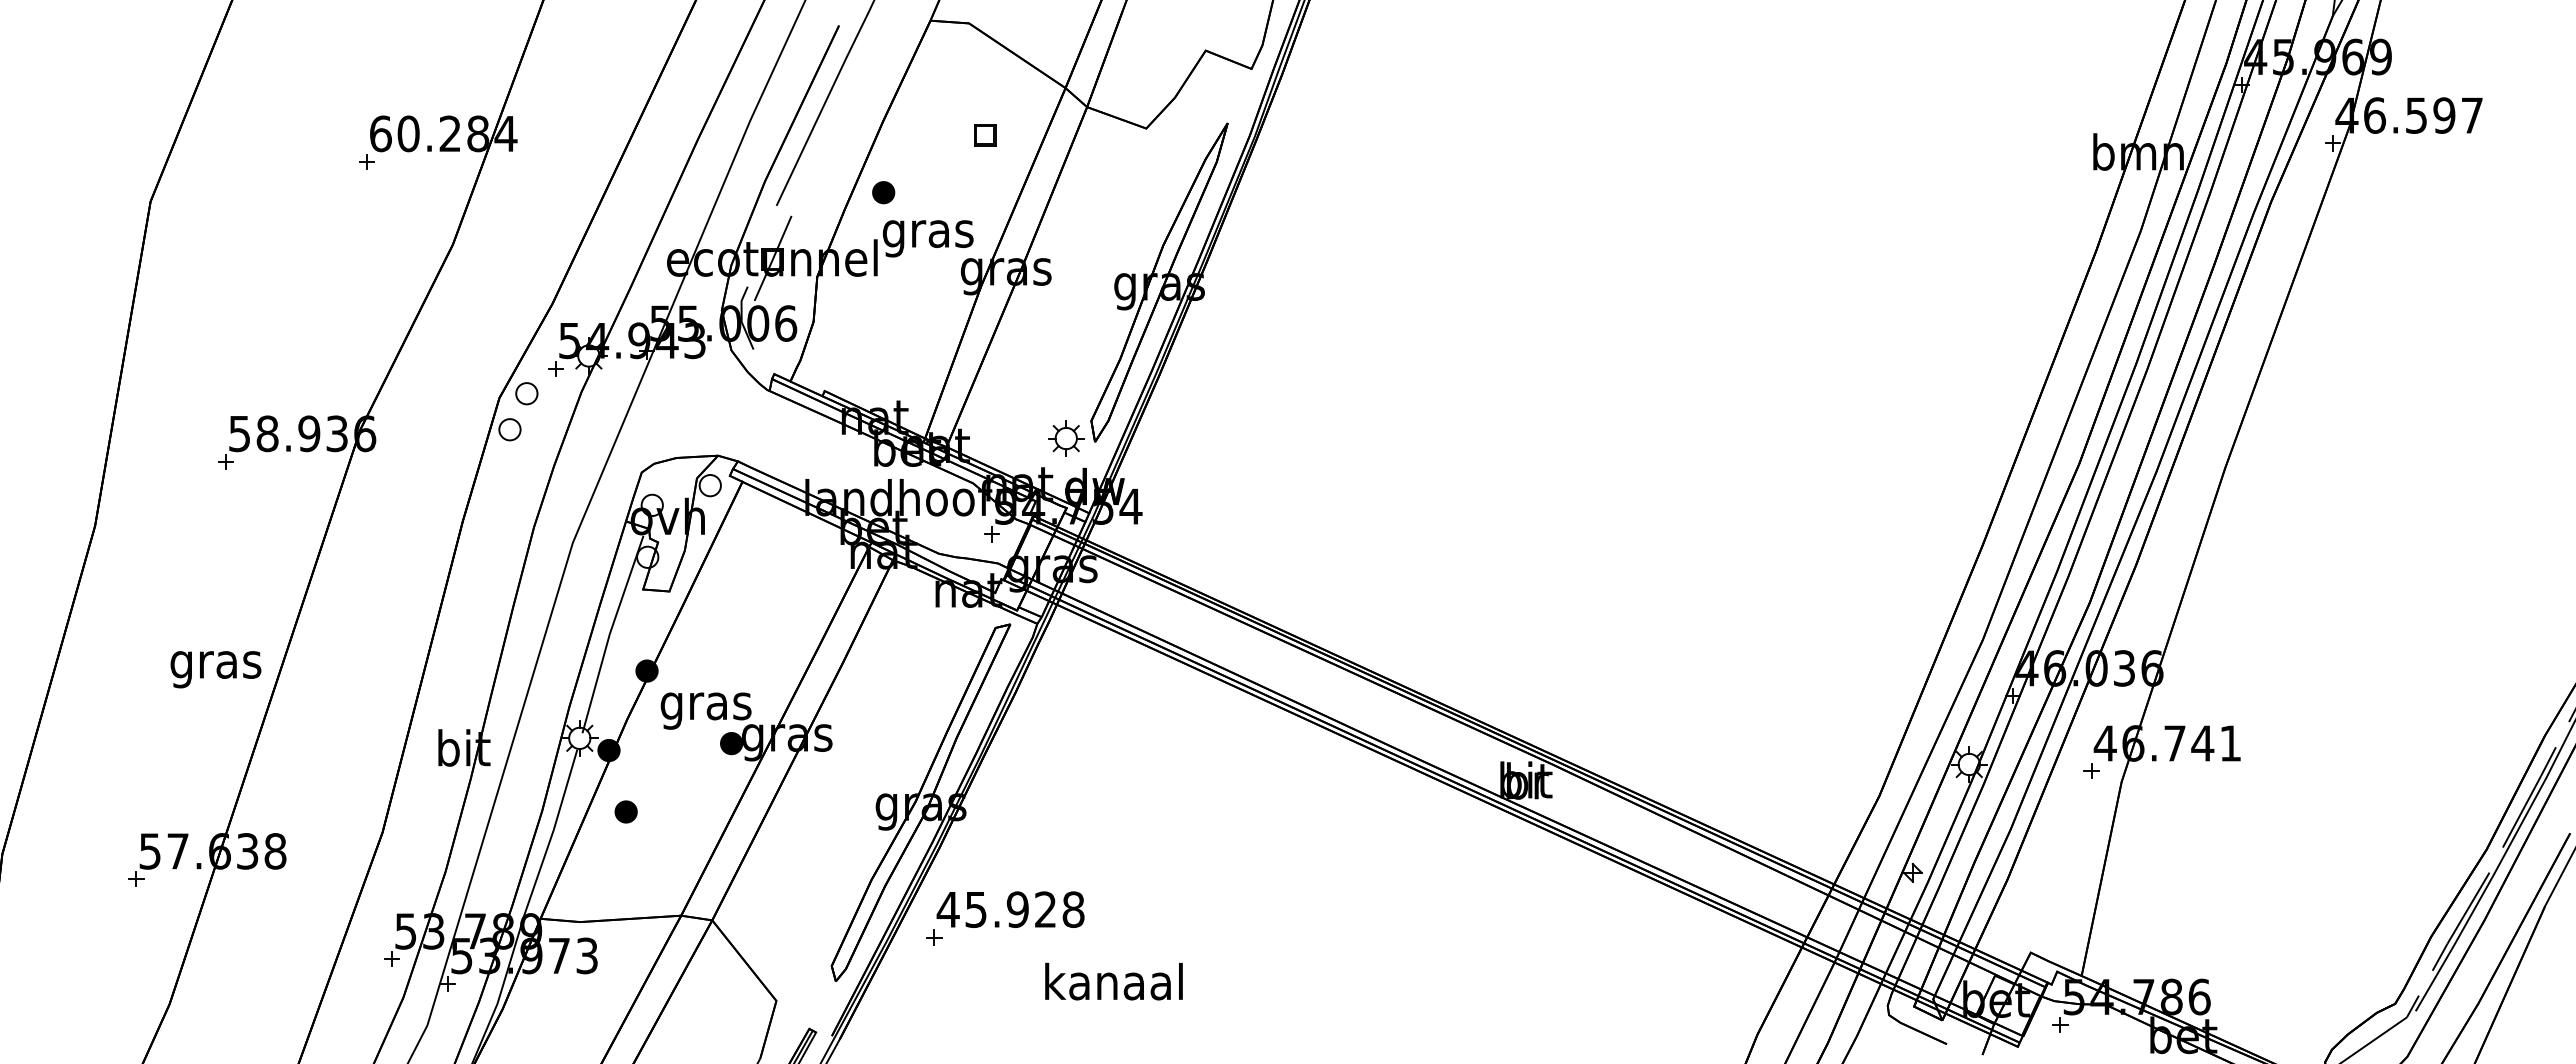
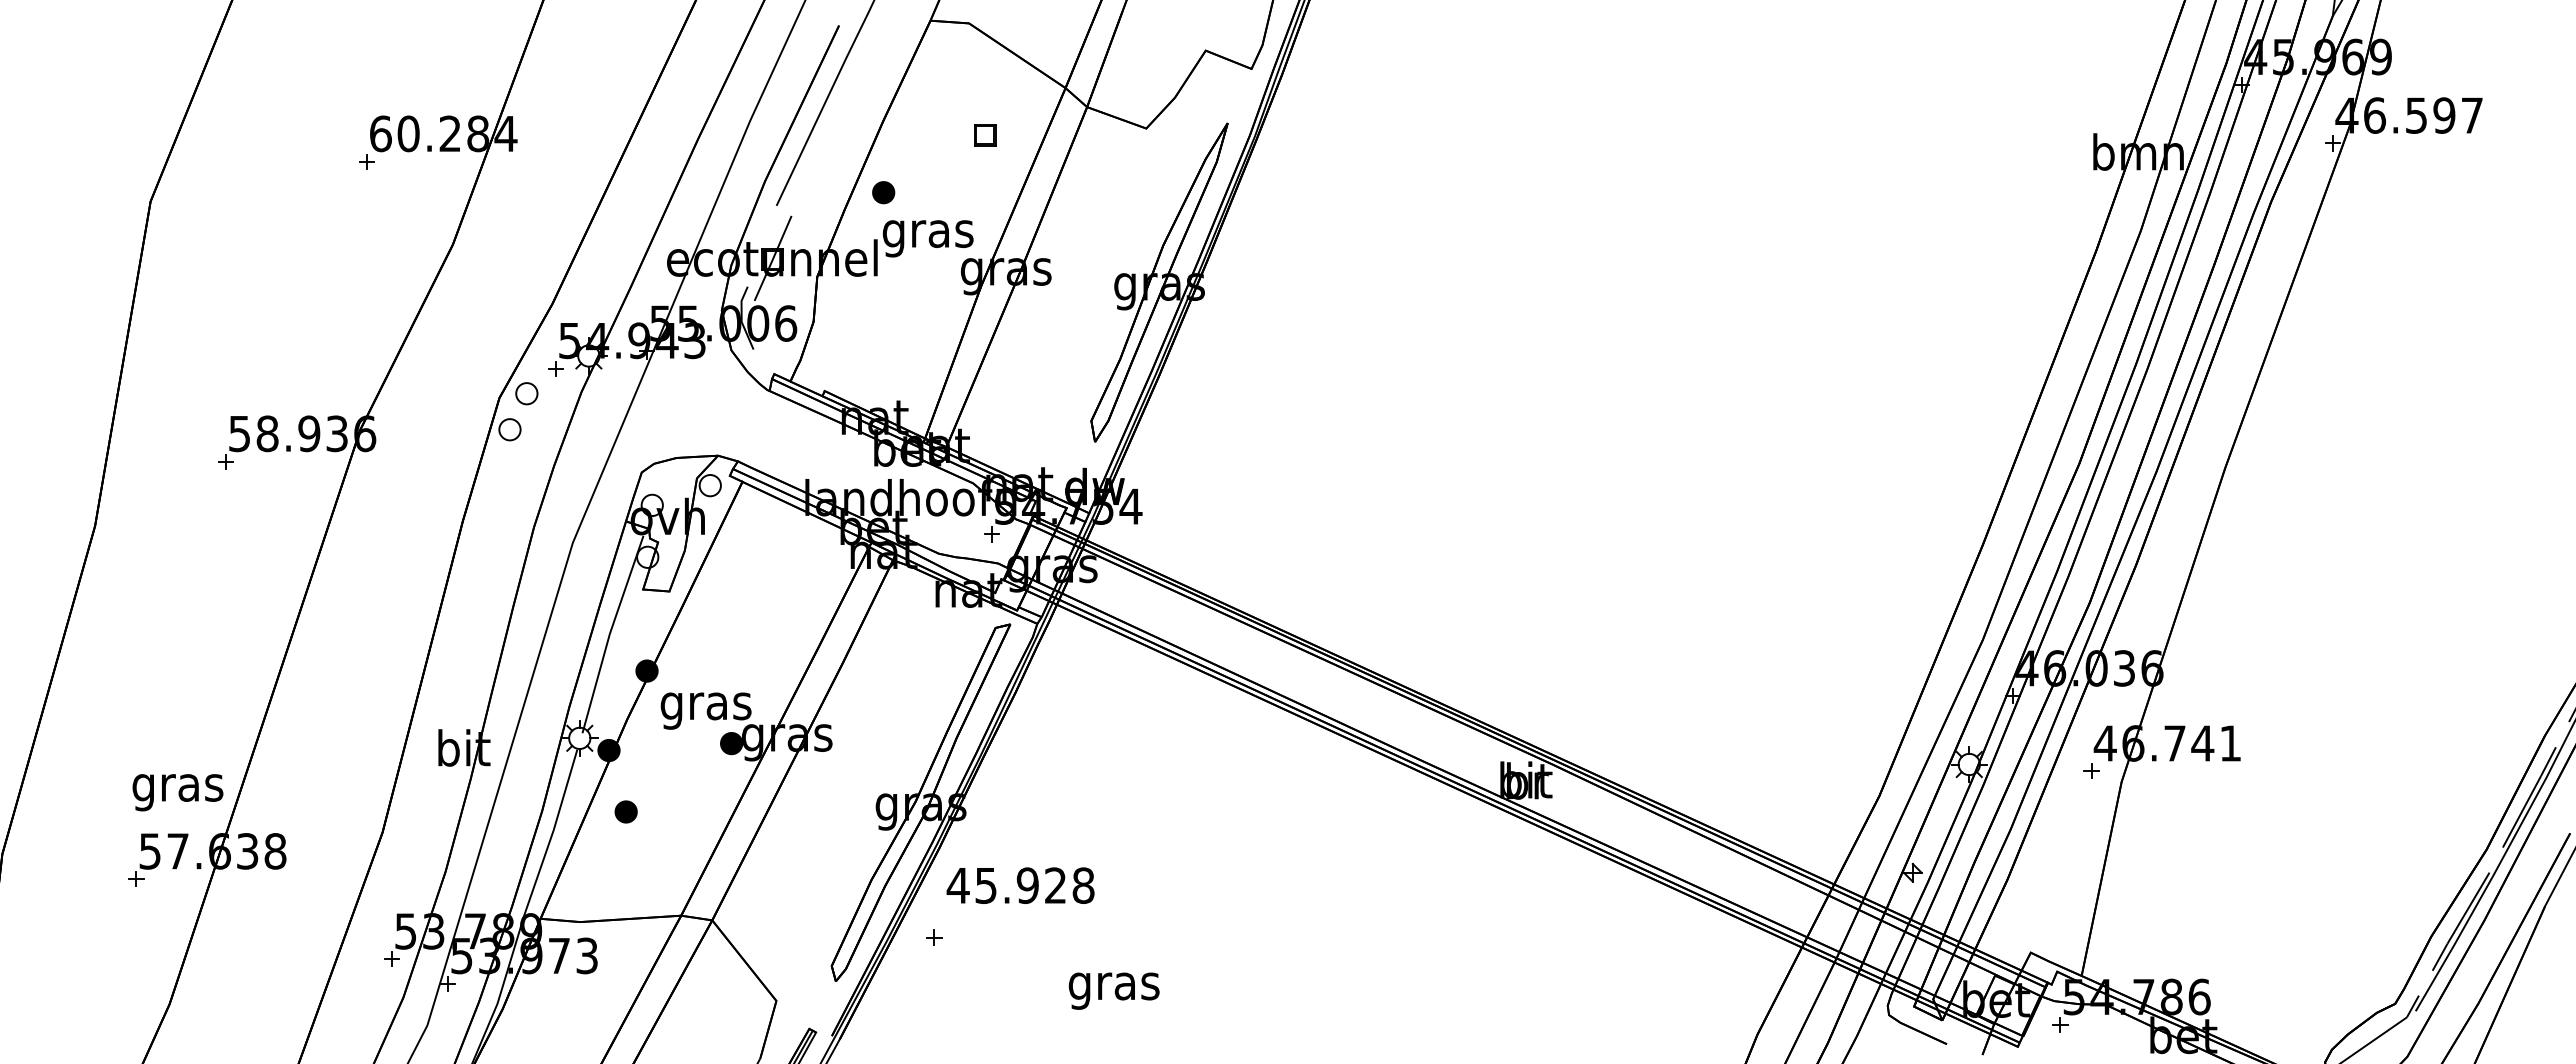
part: present -> none (1066, 438)
text position: (215, 669) -> (177, 792) (177, 792)
text position: (1010, 909) -> (1020, 885) (1020, 885)
text: kanaal -> gras (1113, 985)
